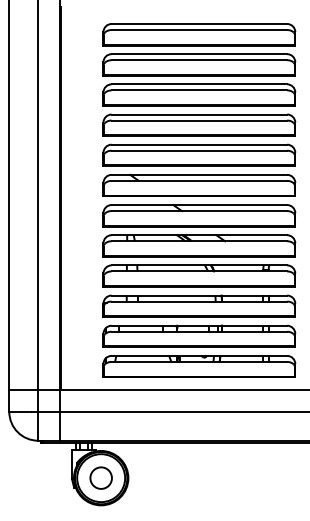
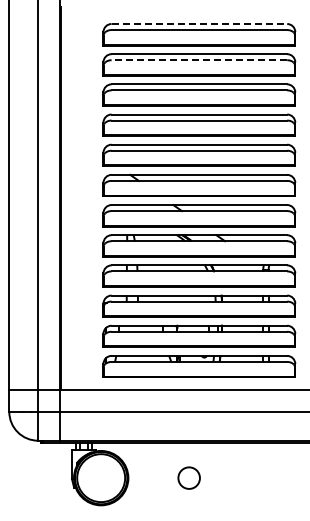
line: solid -> dashed (199, 24)
line: solid -> dashed (199, 60)
circle position: (100, 477) -> (188, 477) (188, 477)
